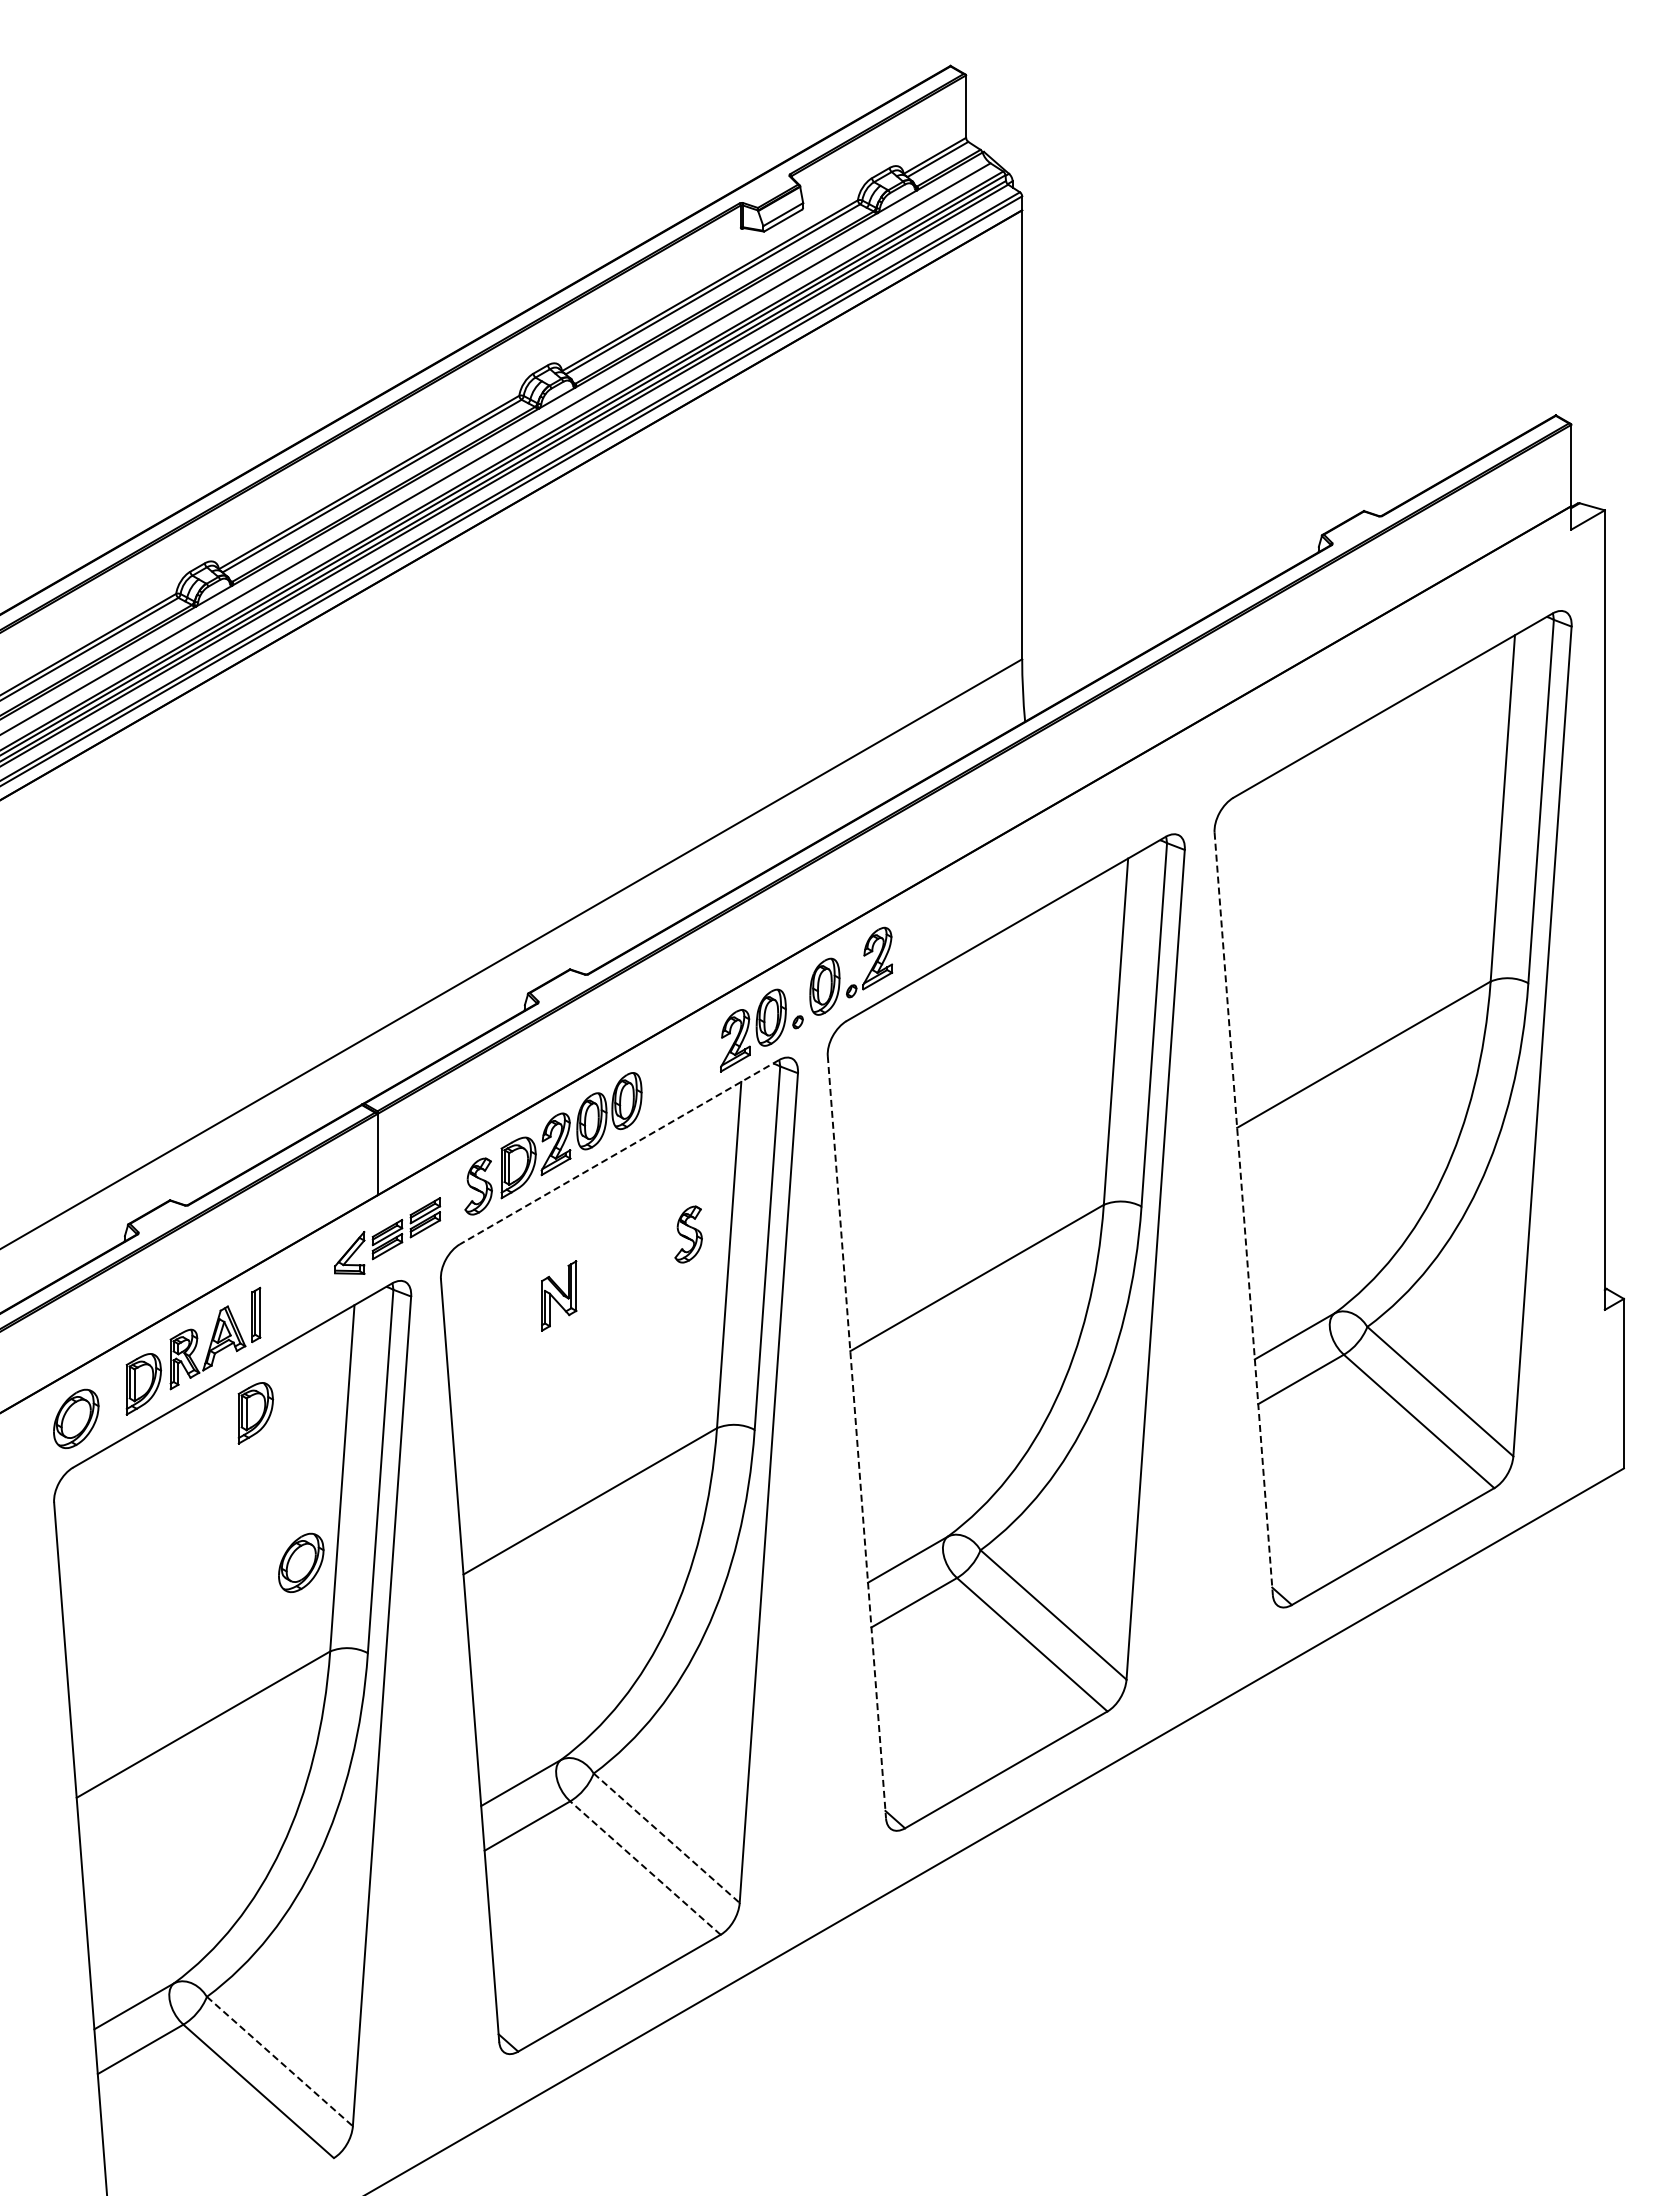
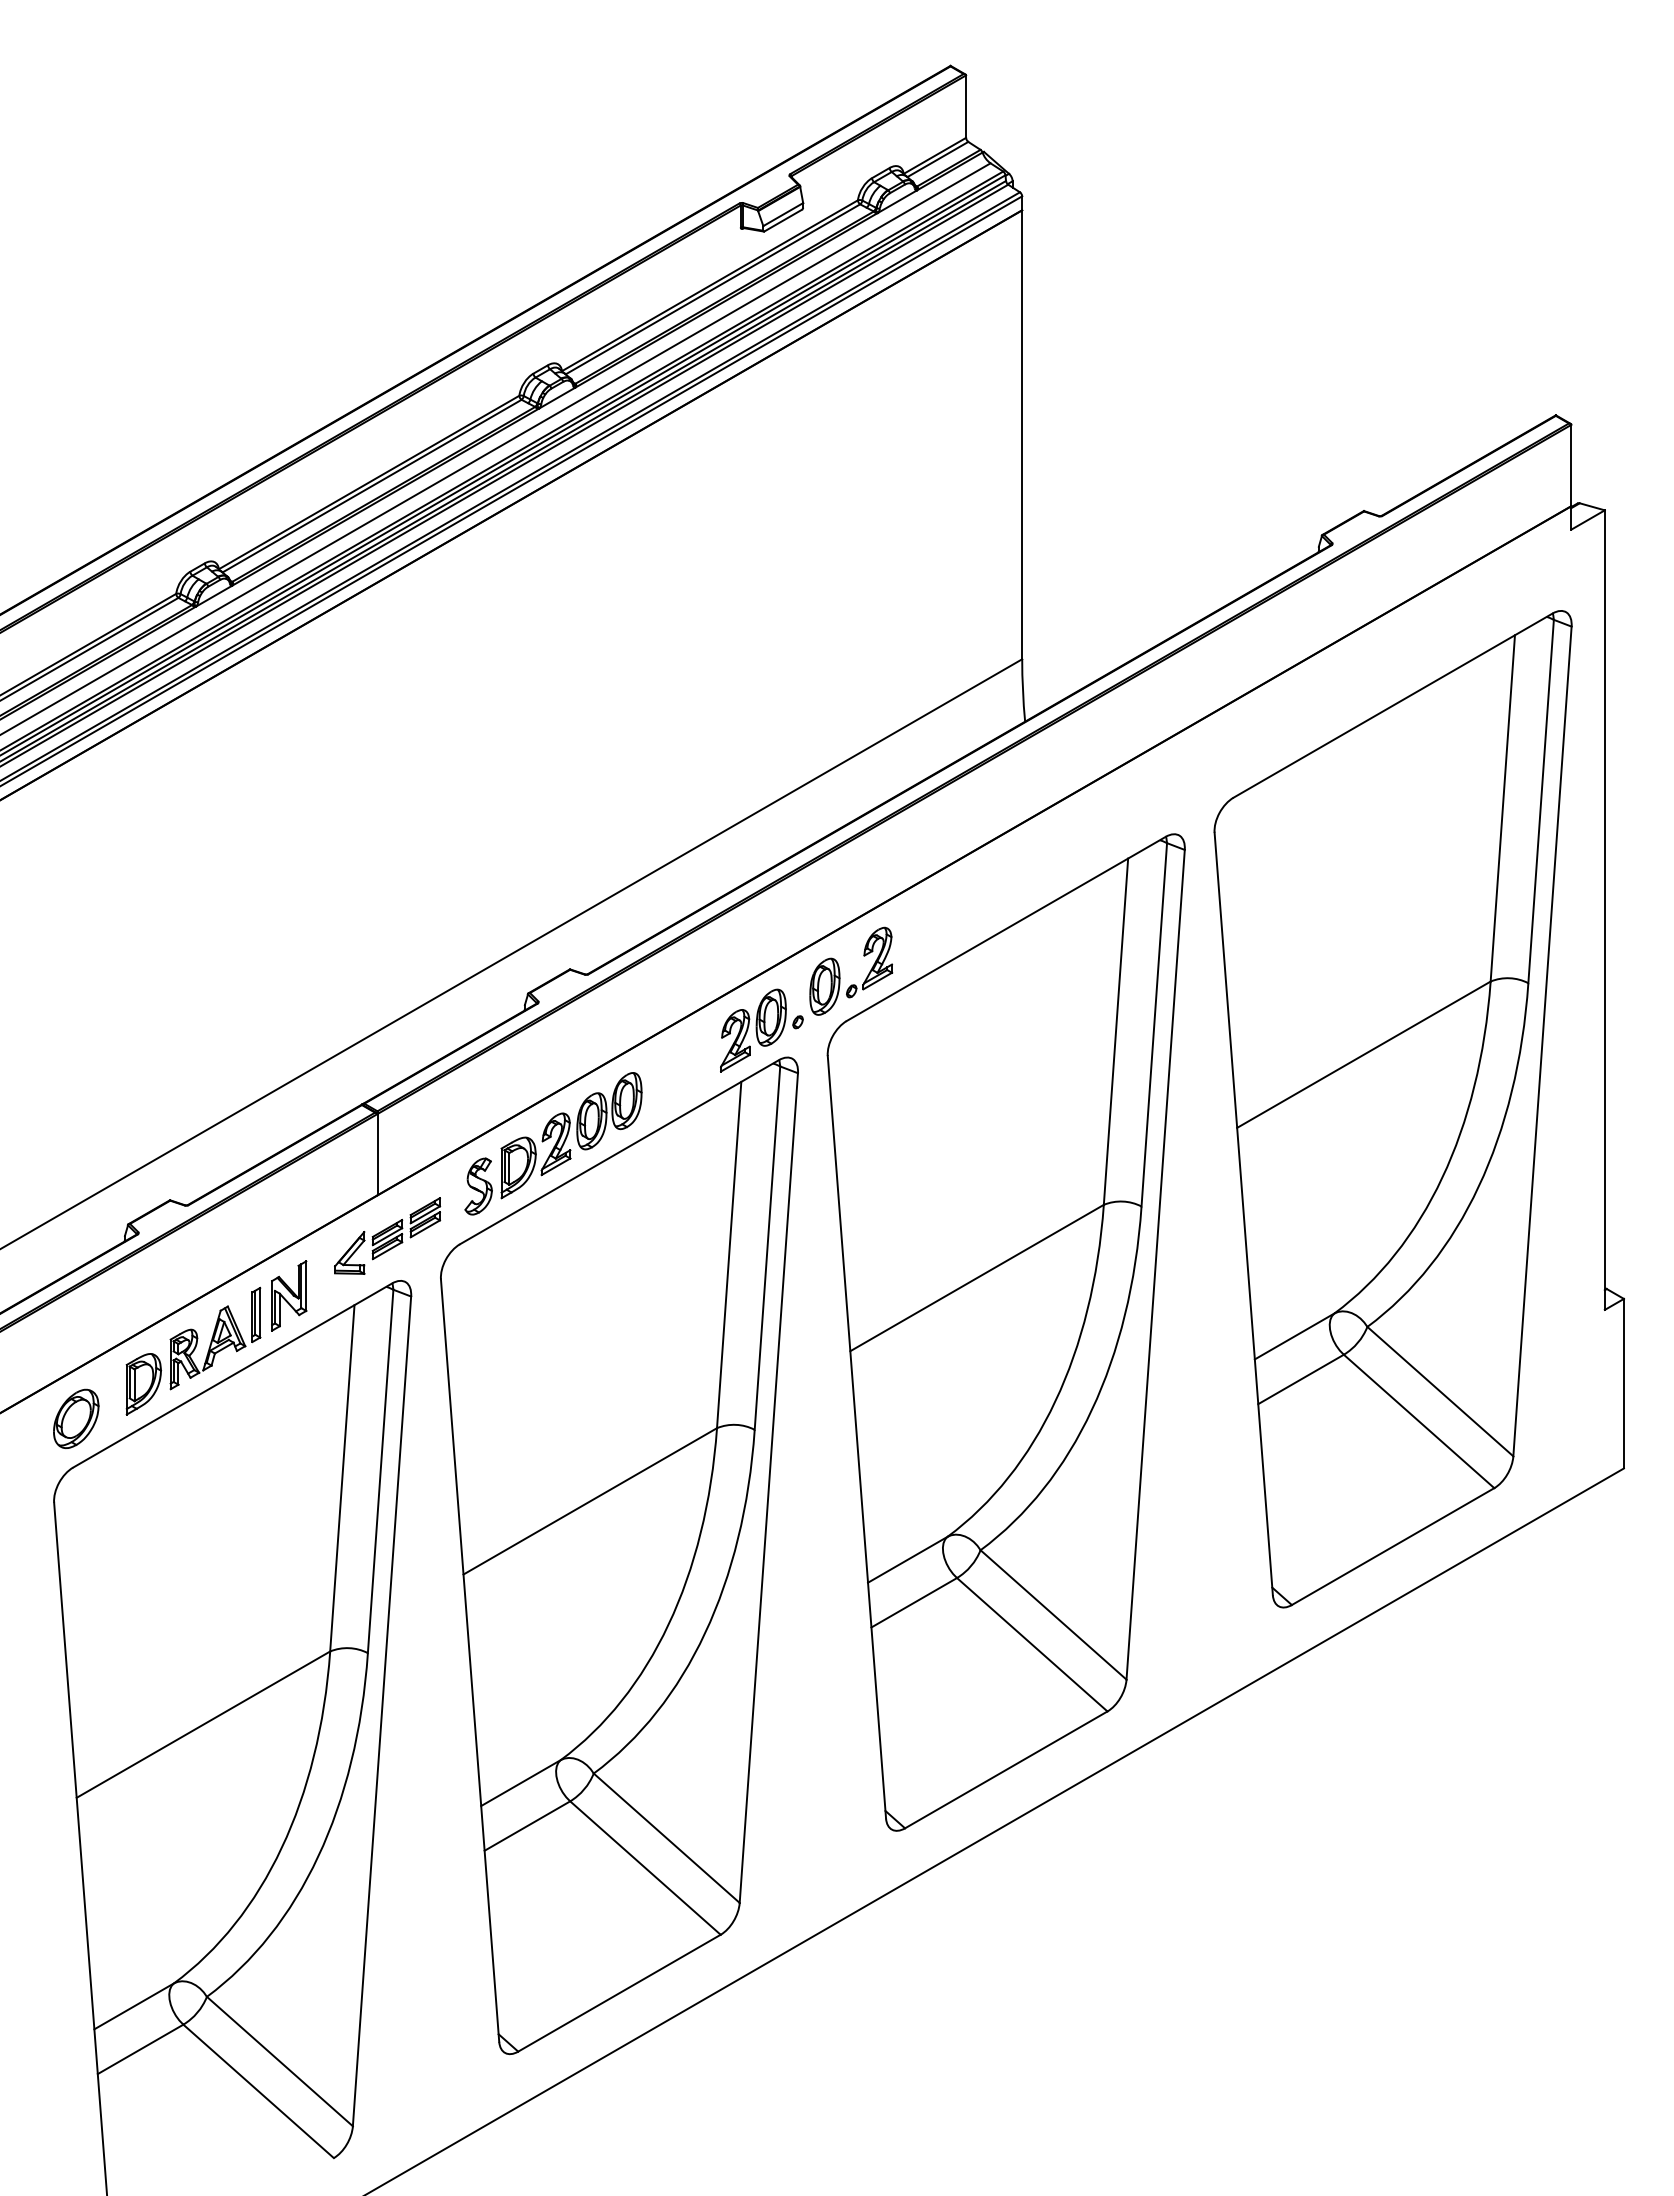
line: dashed -> solid (619, 1152)
line: dashed -> solid (1243, 1214)
part: present -> none (688, 1234)
part position: (559, 1295) -> (289, 1295) (289, 1295)
part: present -> none (255, 1413)
line: dashed -> solid (856, 1437)
part: present -> none (301, 1562)
line: dashed -> solid (666, 1838)
line: dashed -> solid (645, 1868)
line: dashed -> solid (279, 2061)
